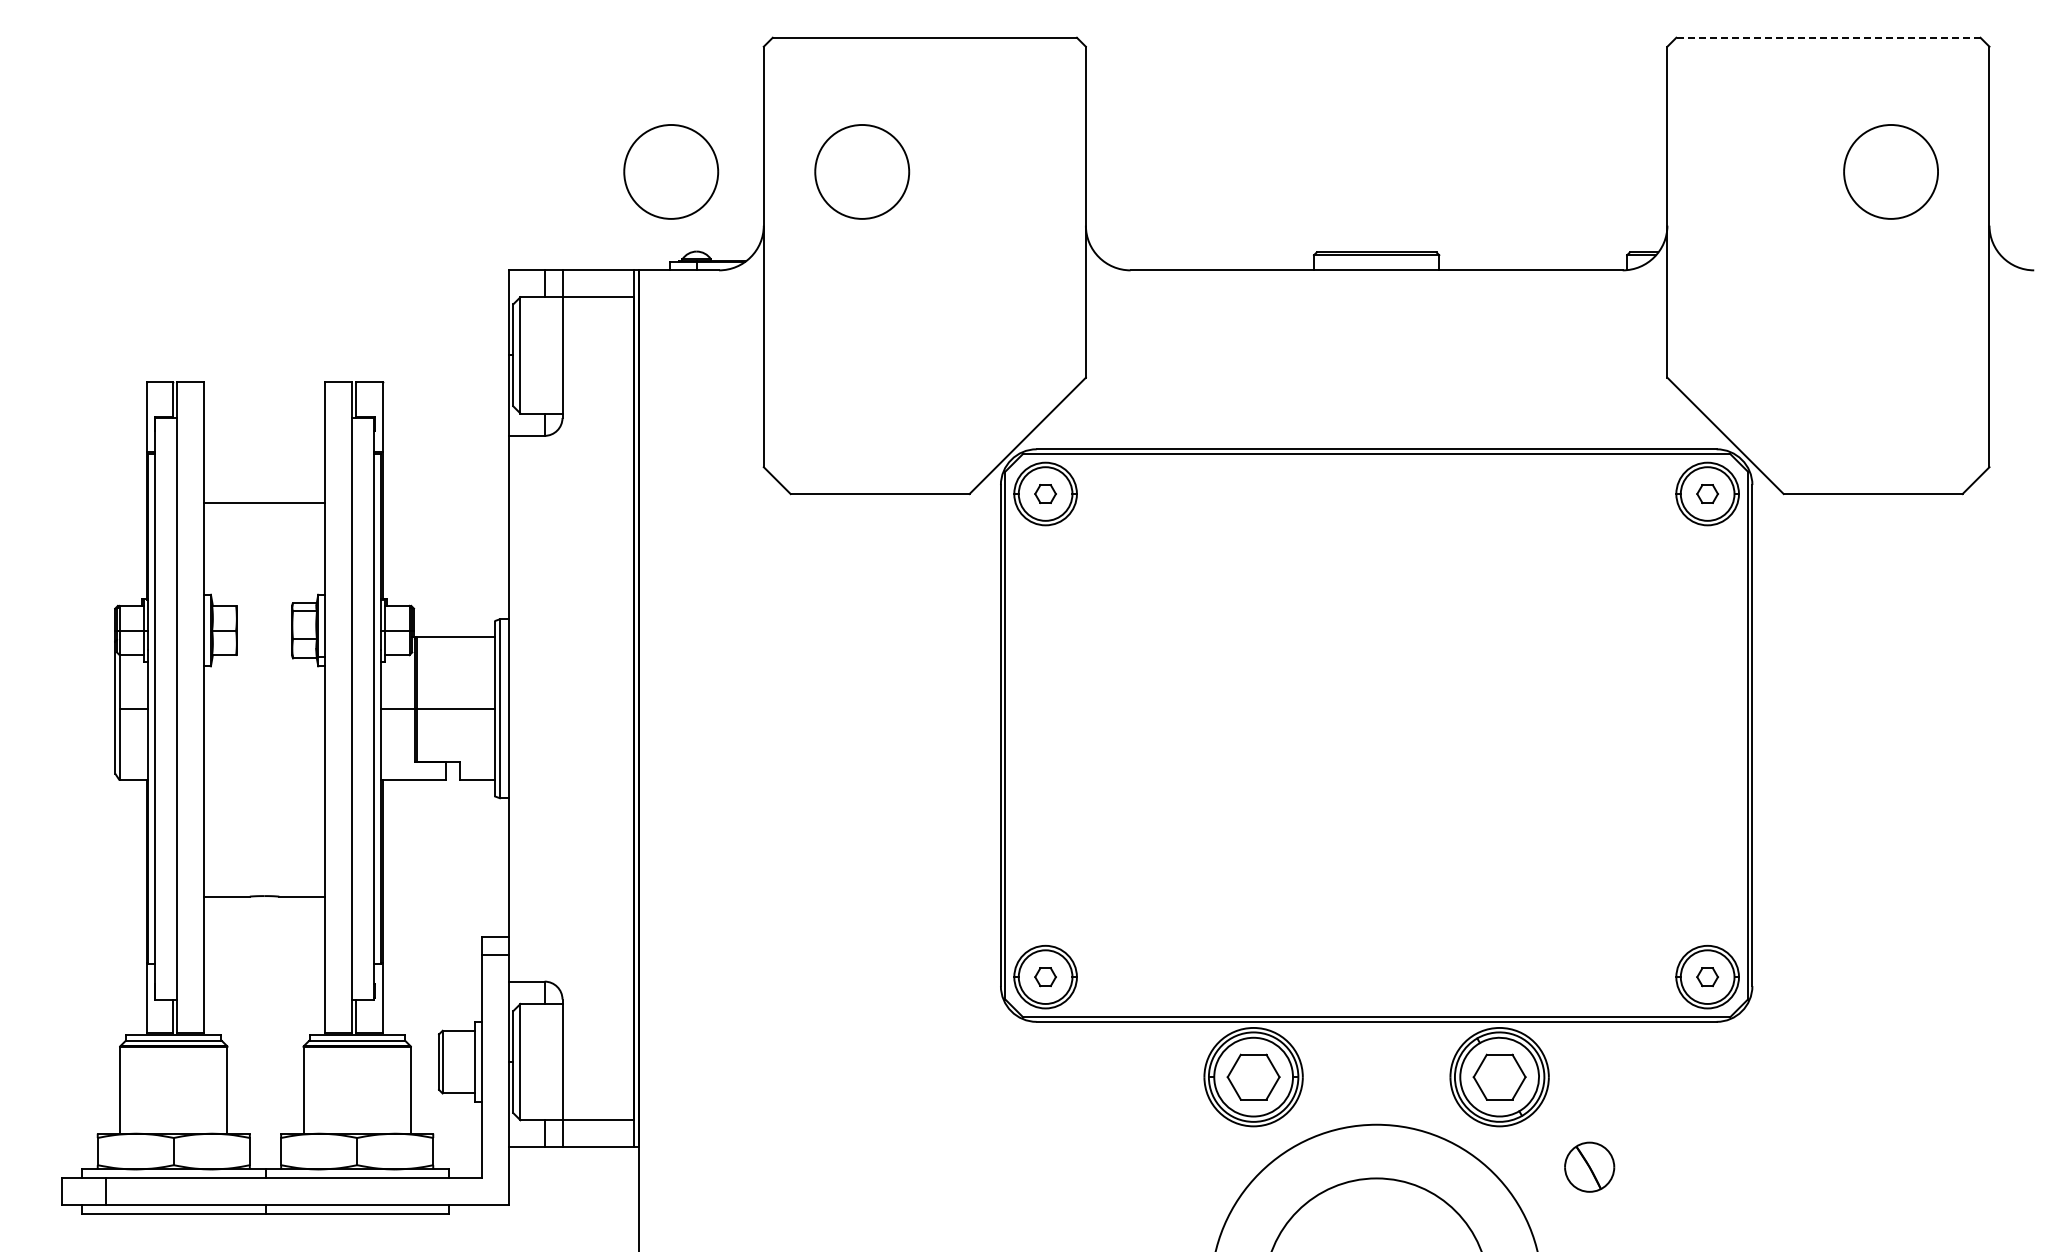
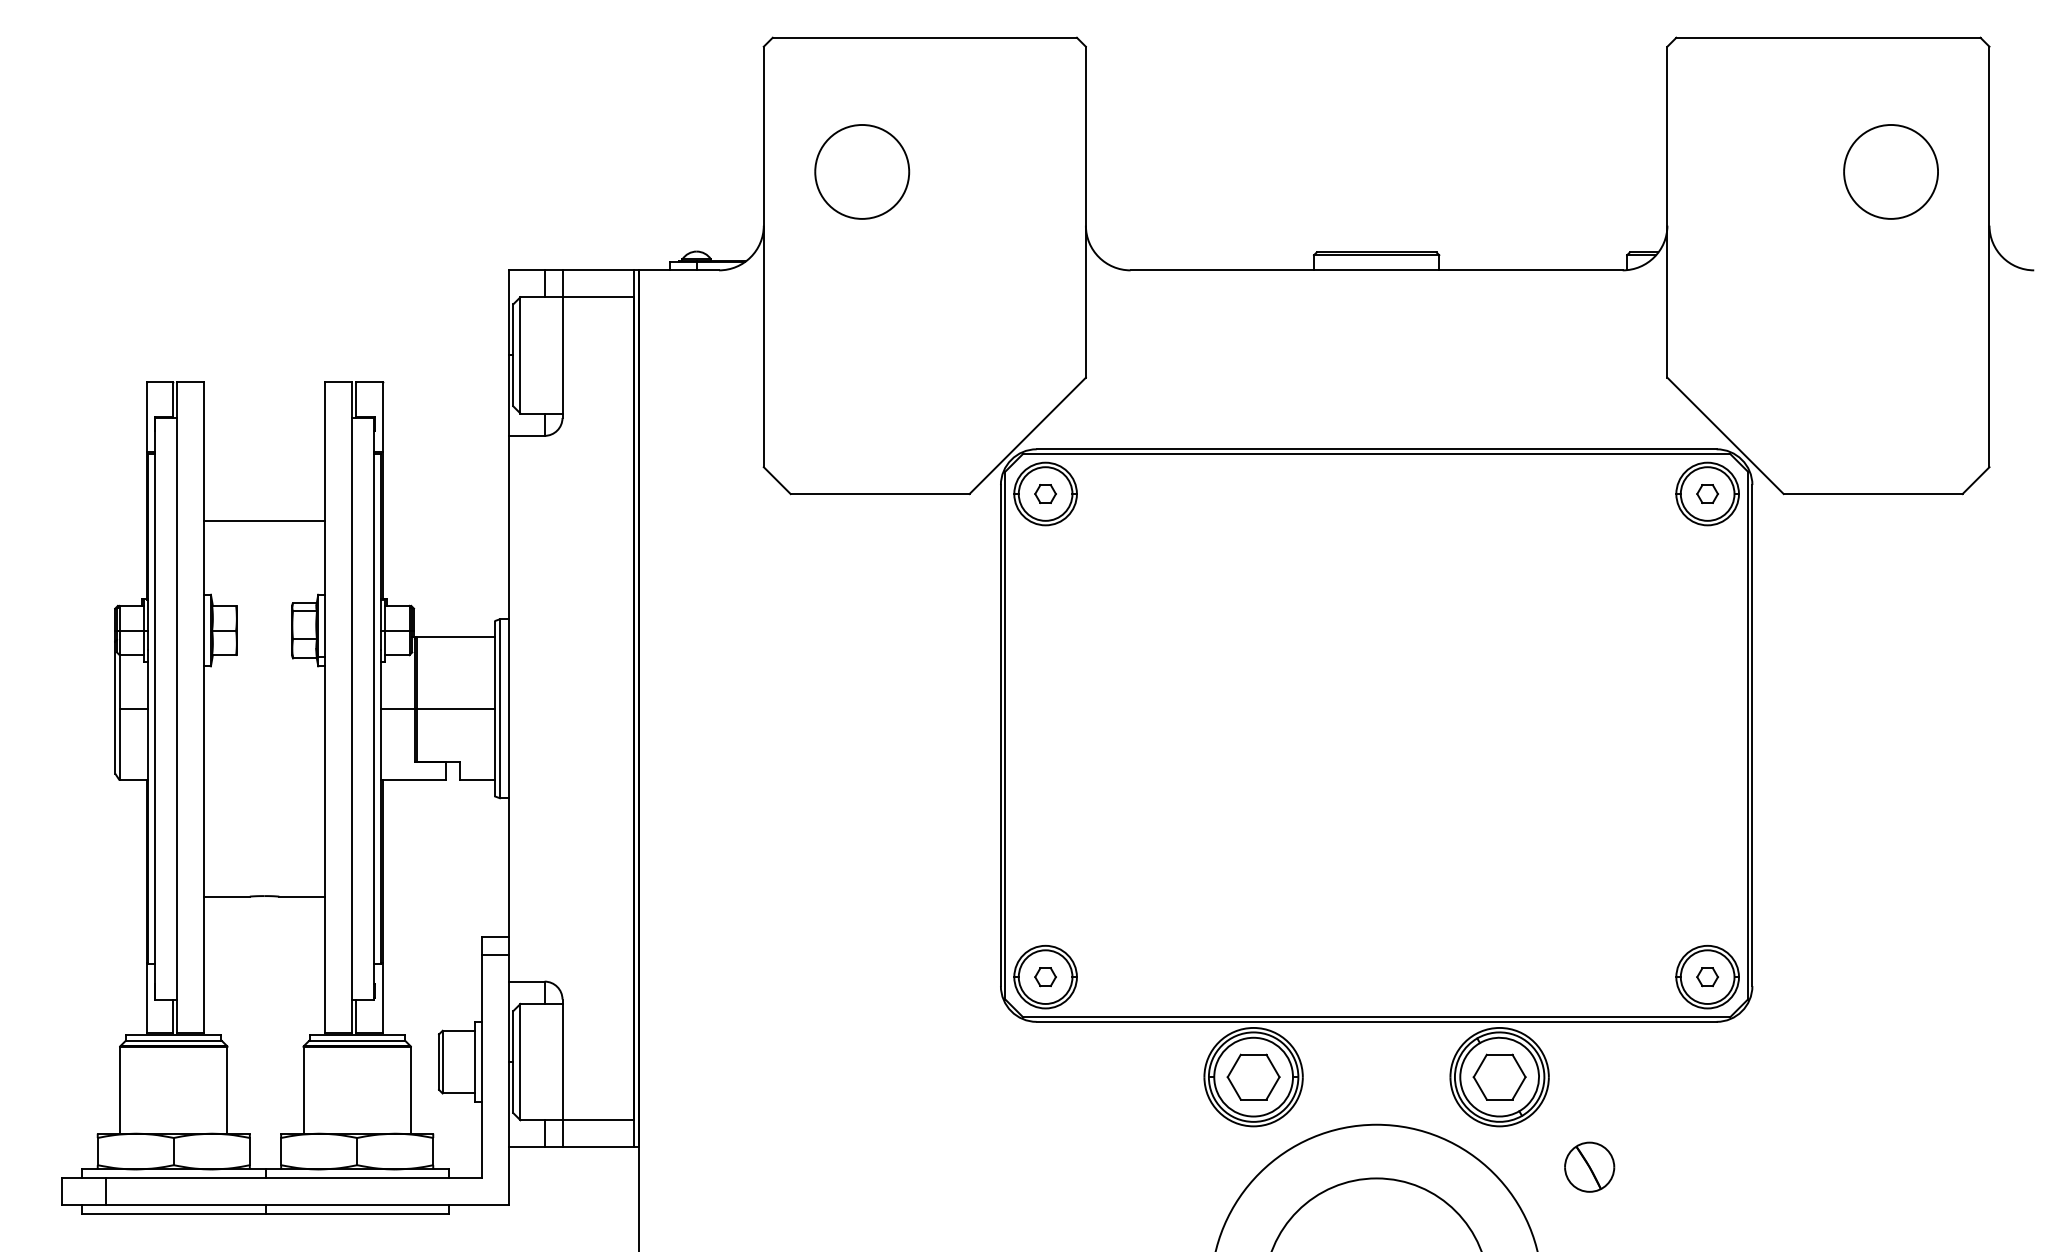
line: dashed -> solid (1827, 37)
part: present -> none (671, 171)
line position: (264, 502) -> (264, 520) (264, 520)
